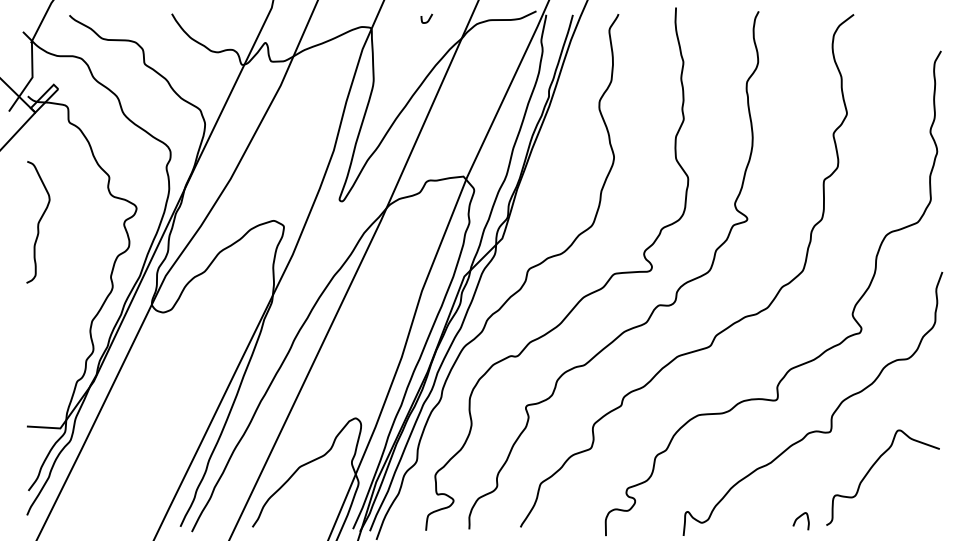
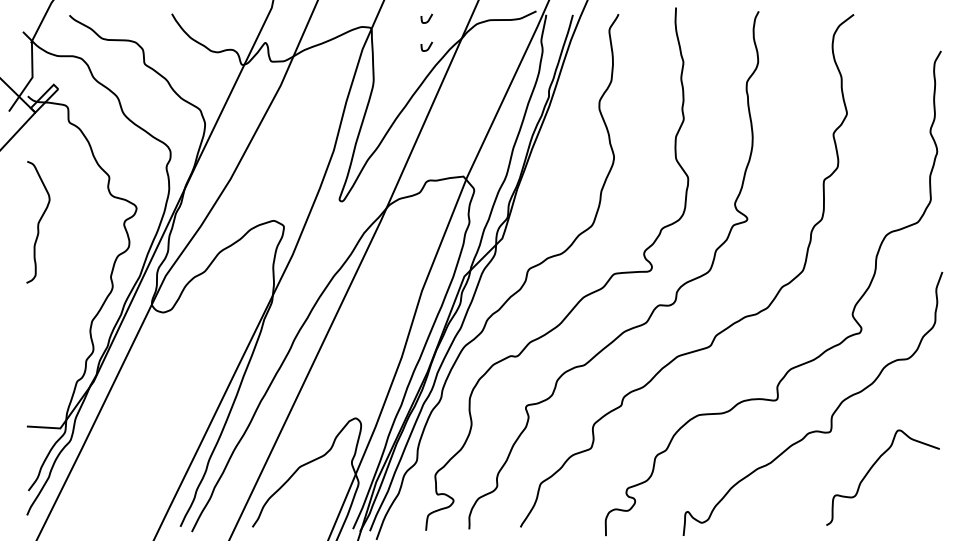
curve: none -> present (428, 46)
curve: present -> none (799, 518)
